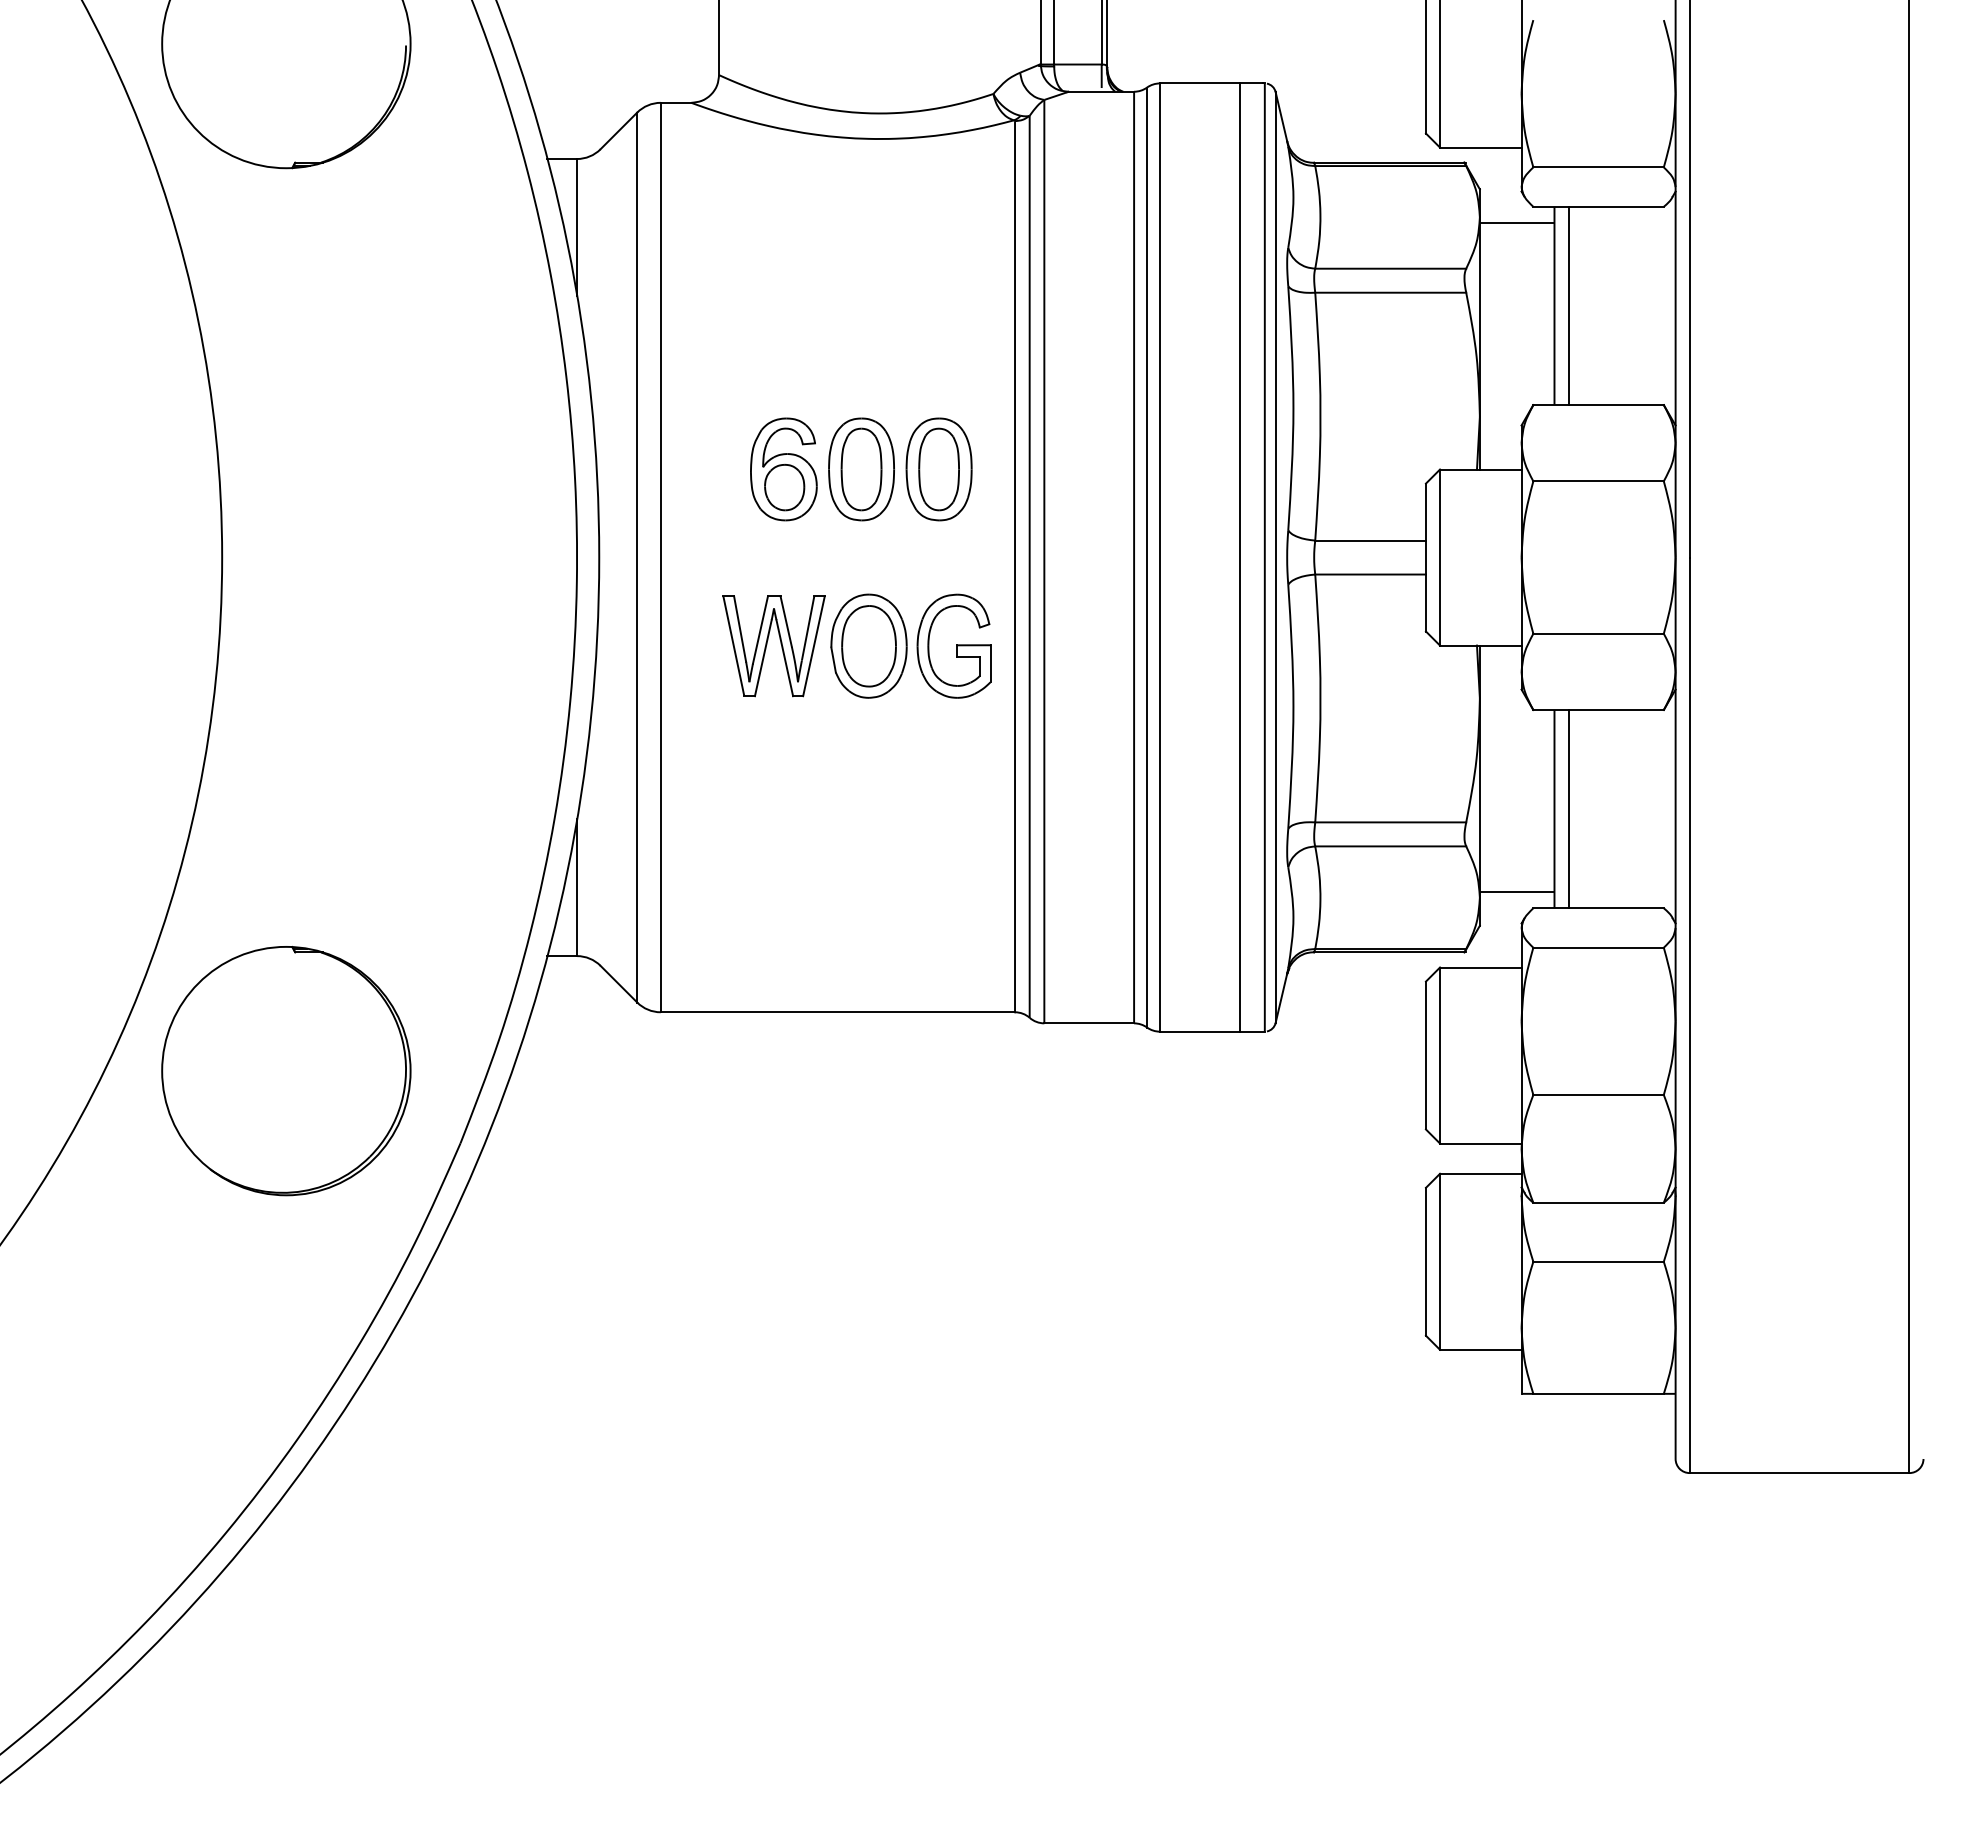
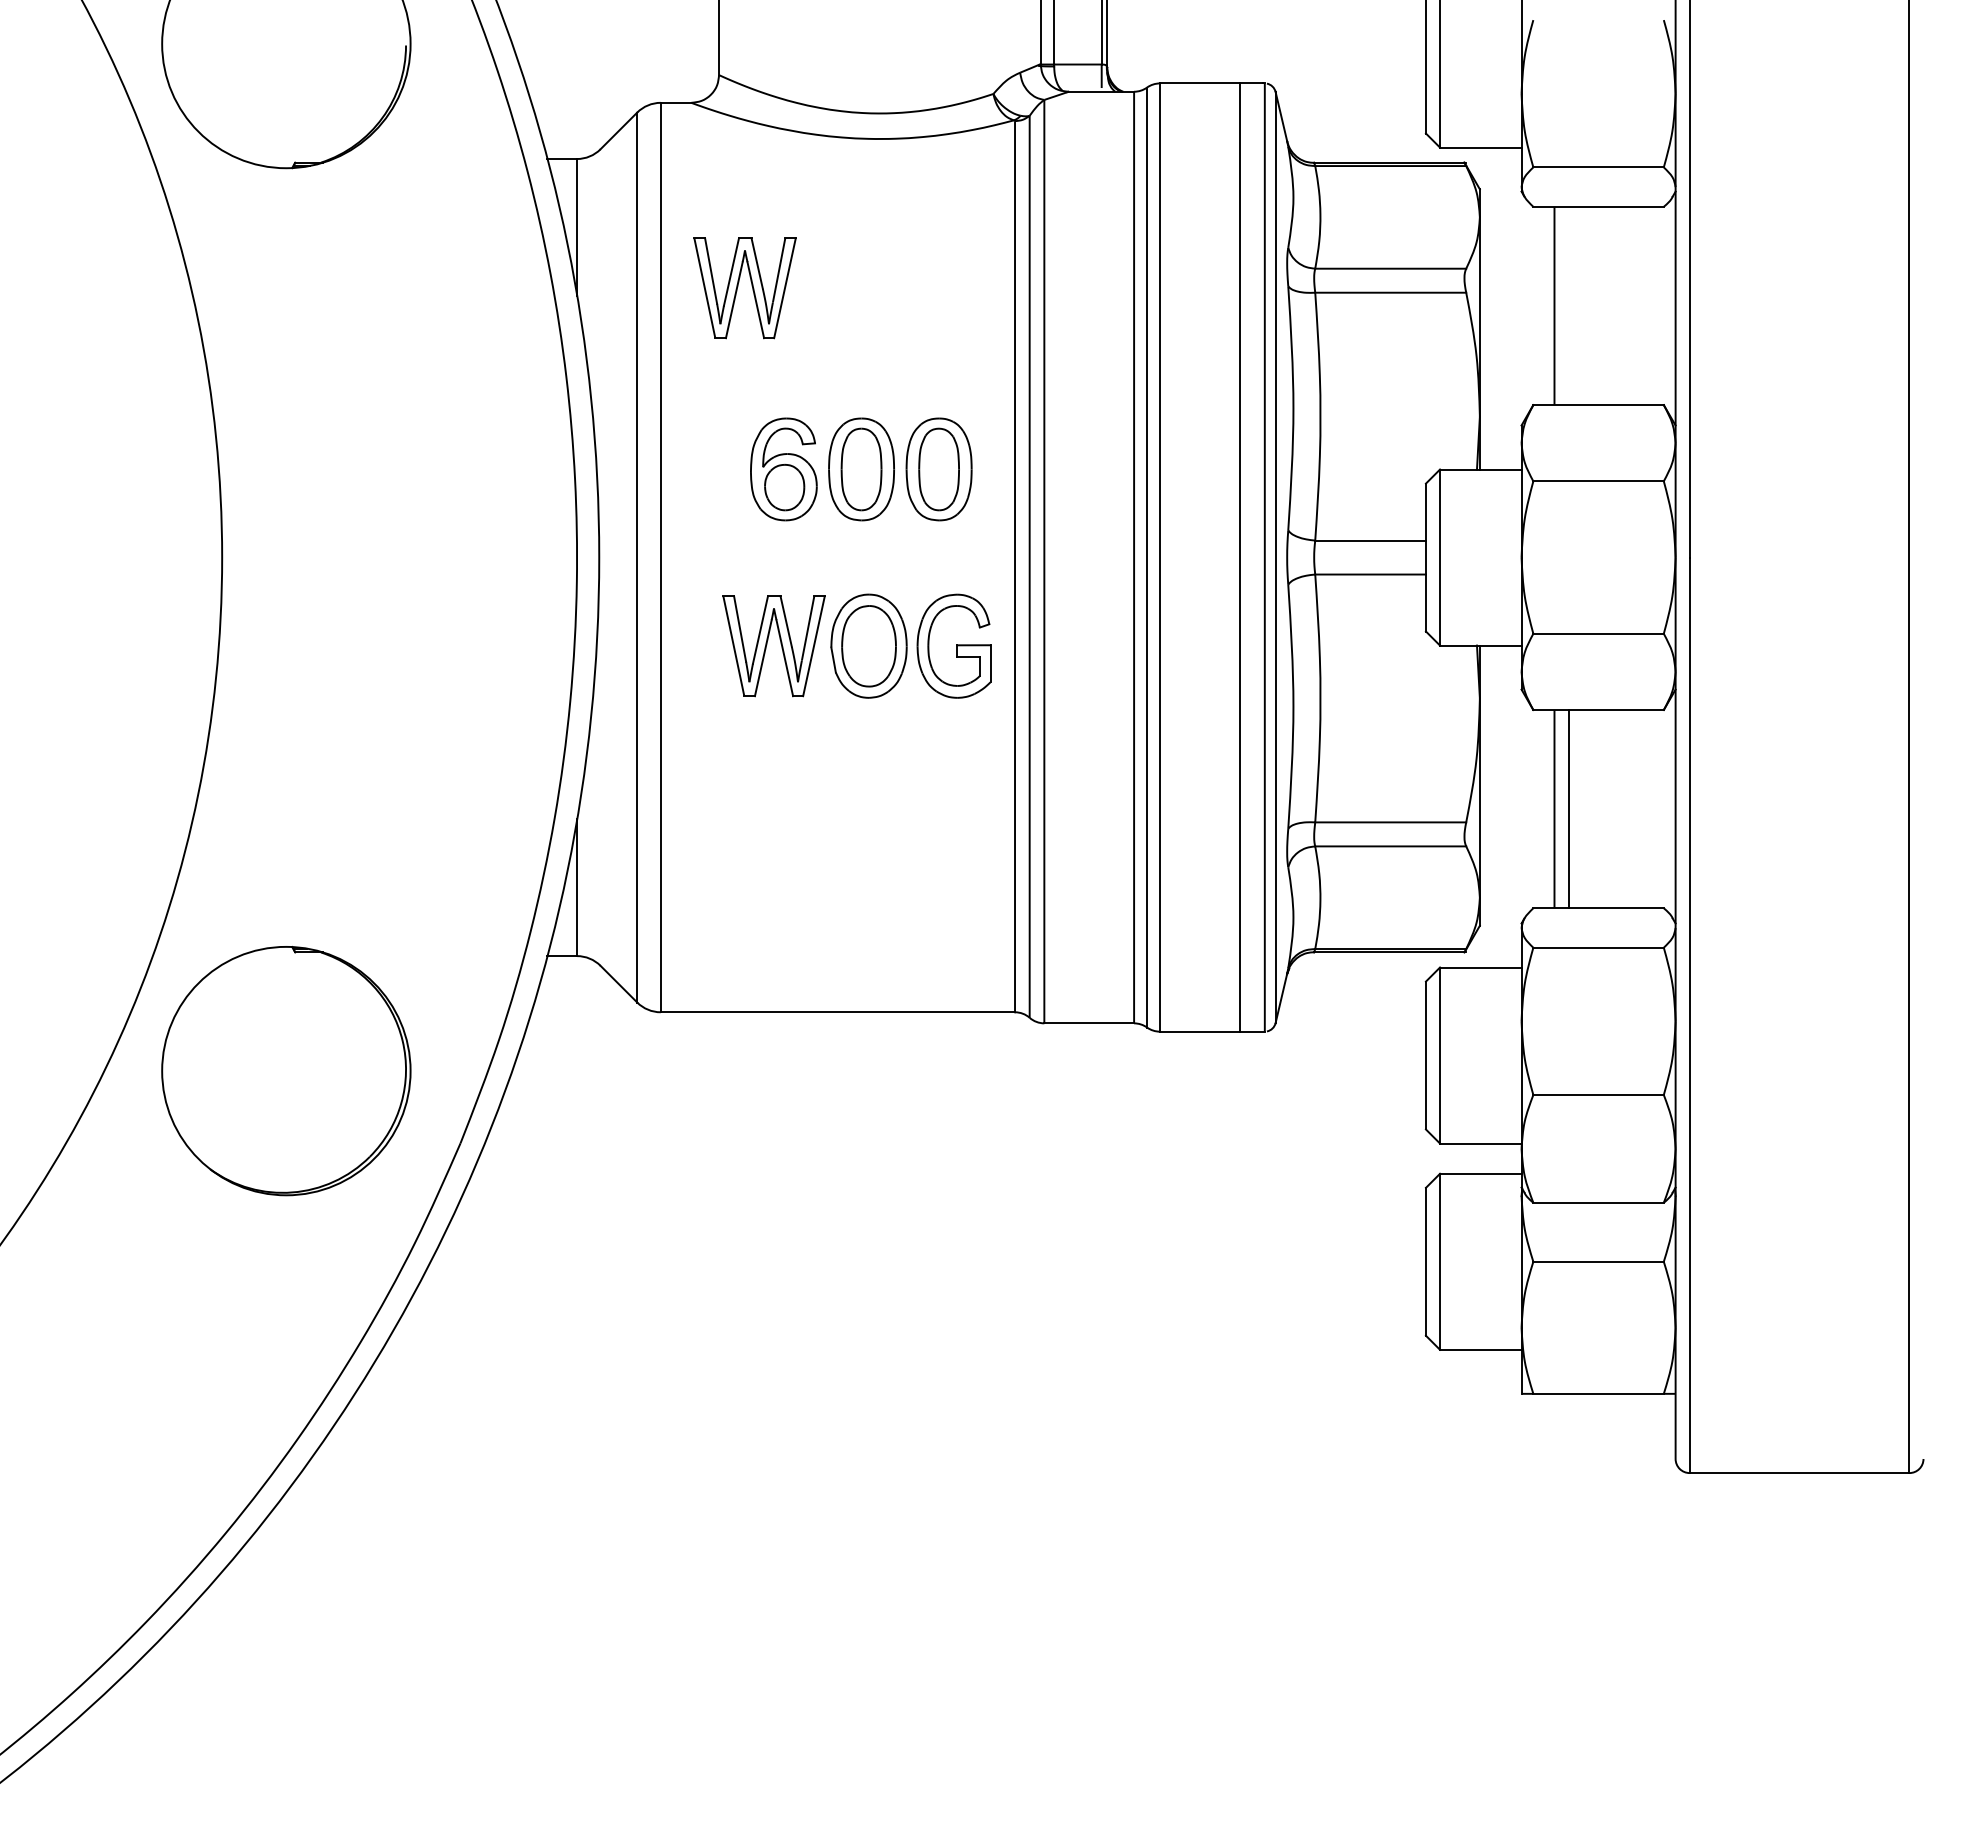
line: present -> none (1516, 223)
part: none -> present (738, 286)
line: present -> none (1568, 305)
line: present -> none (1516, 891)
